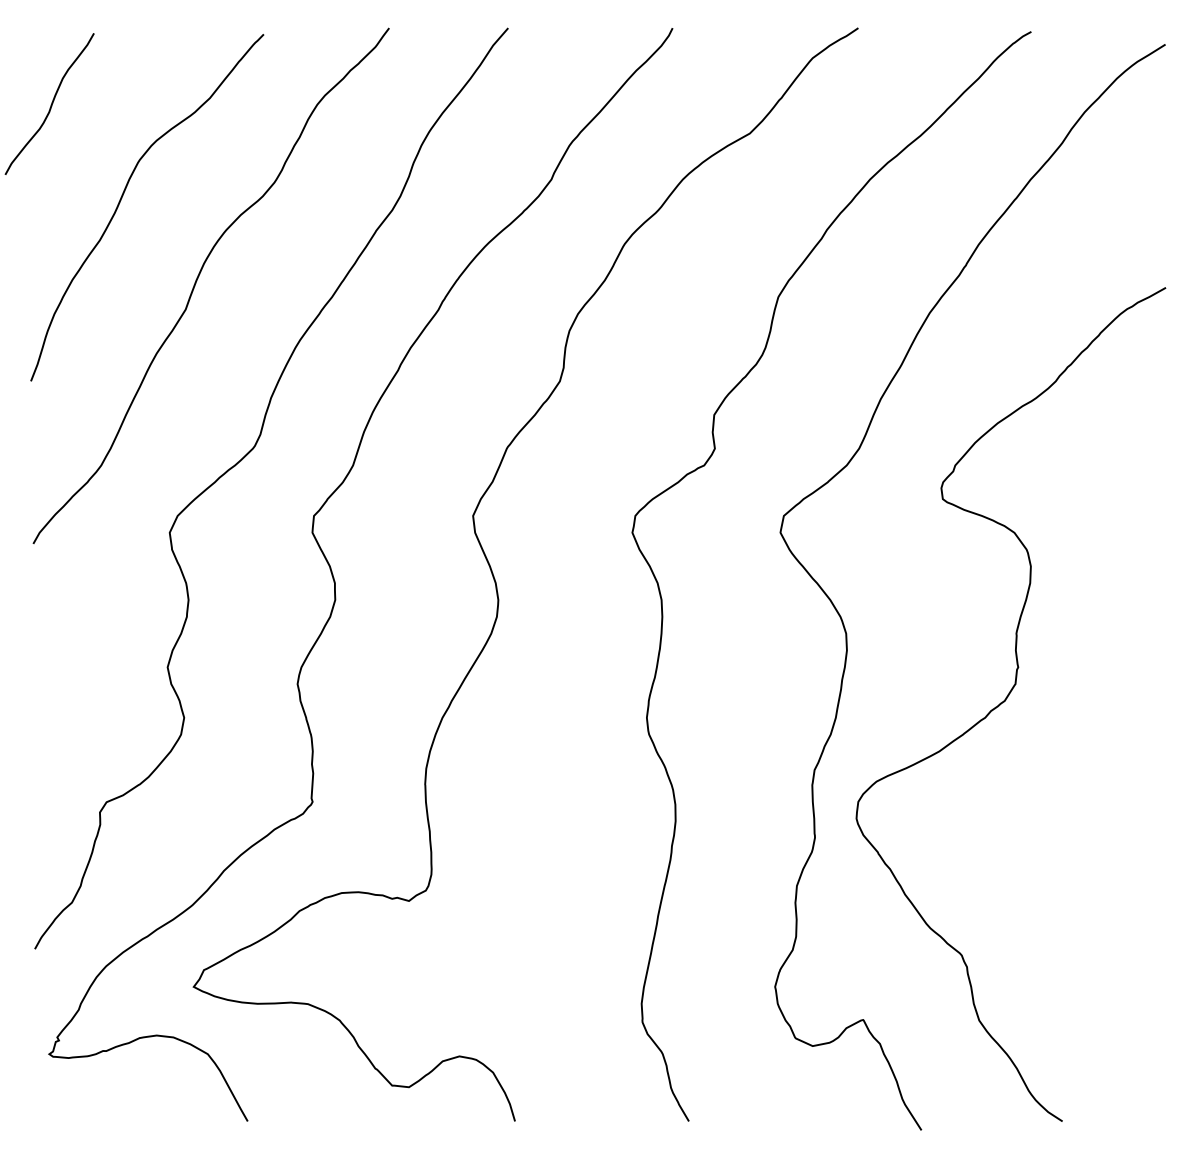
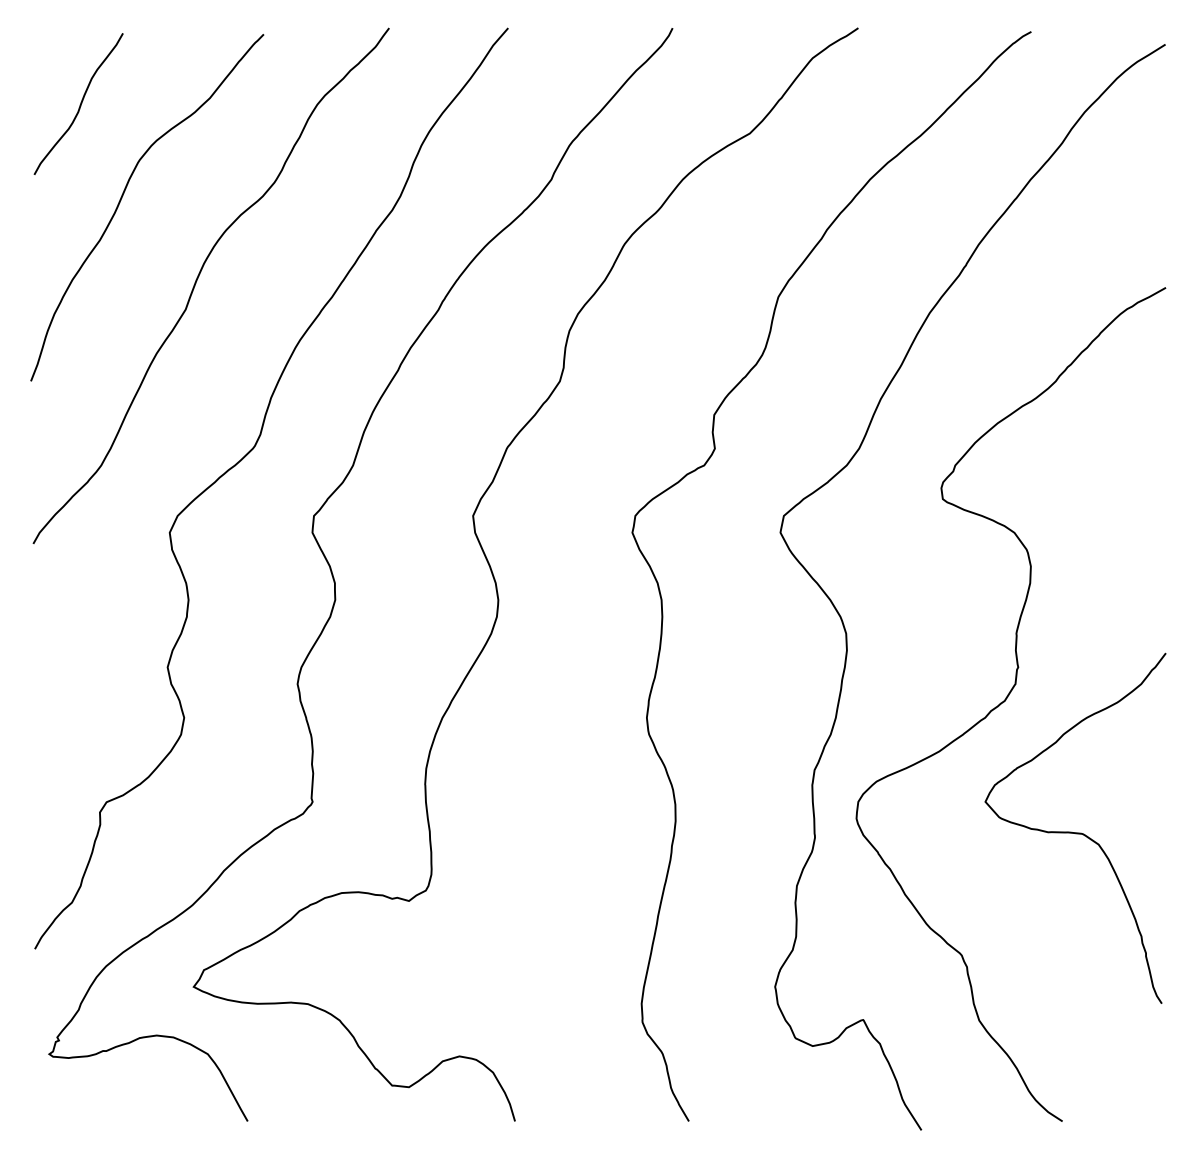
curve position: (51, 103) -> (80, 103) (80, 103)
curve: none -> present (1075, 832)
